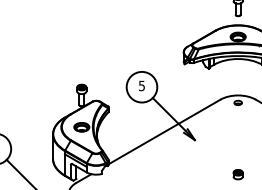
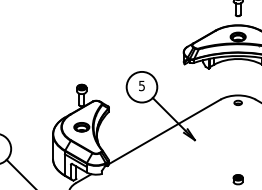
part position: (237, 174) -> (237, 179) (237, 179)
